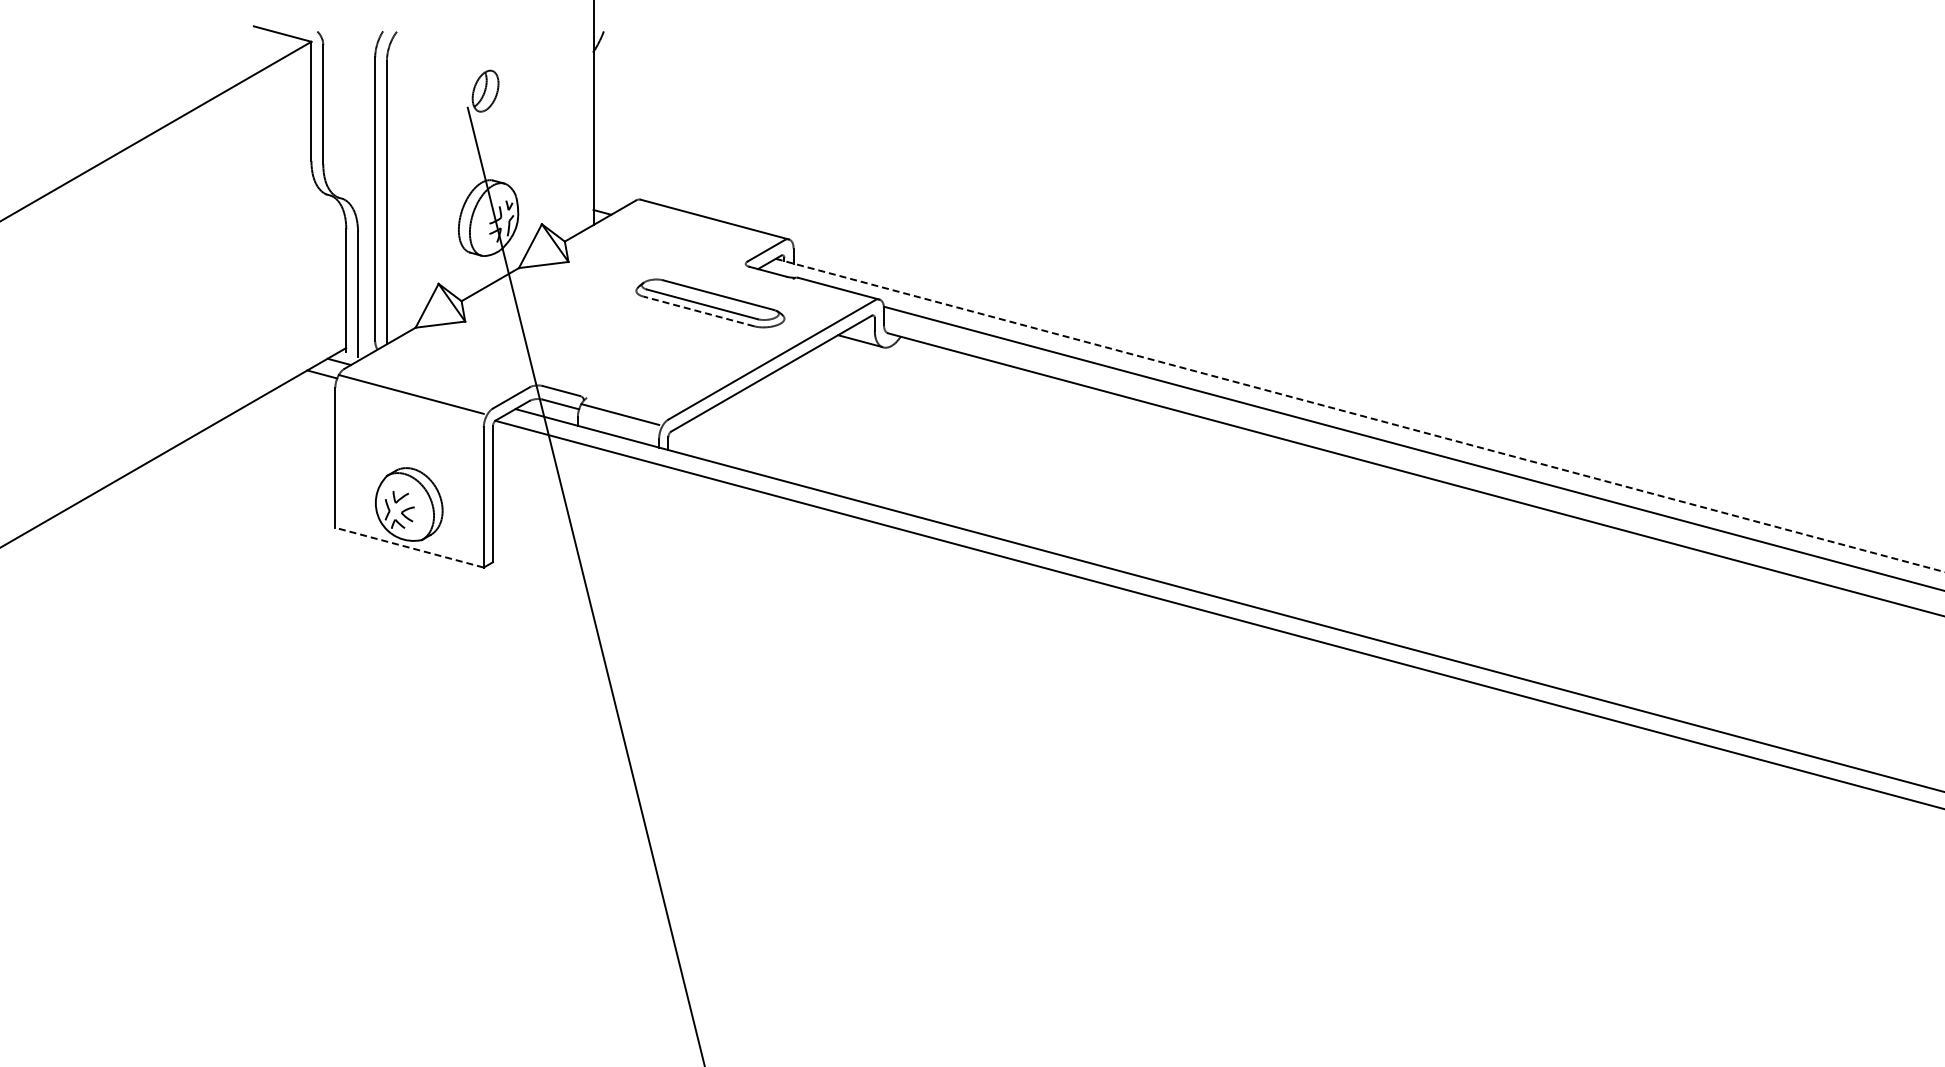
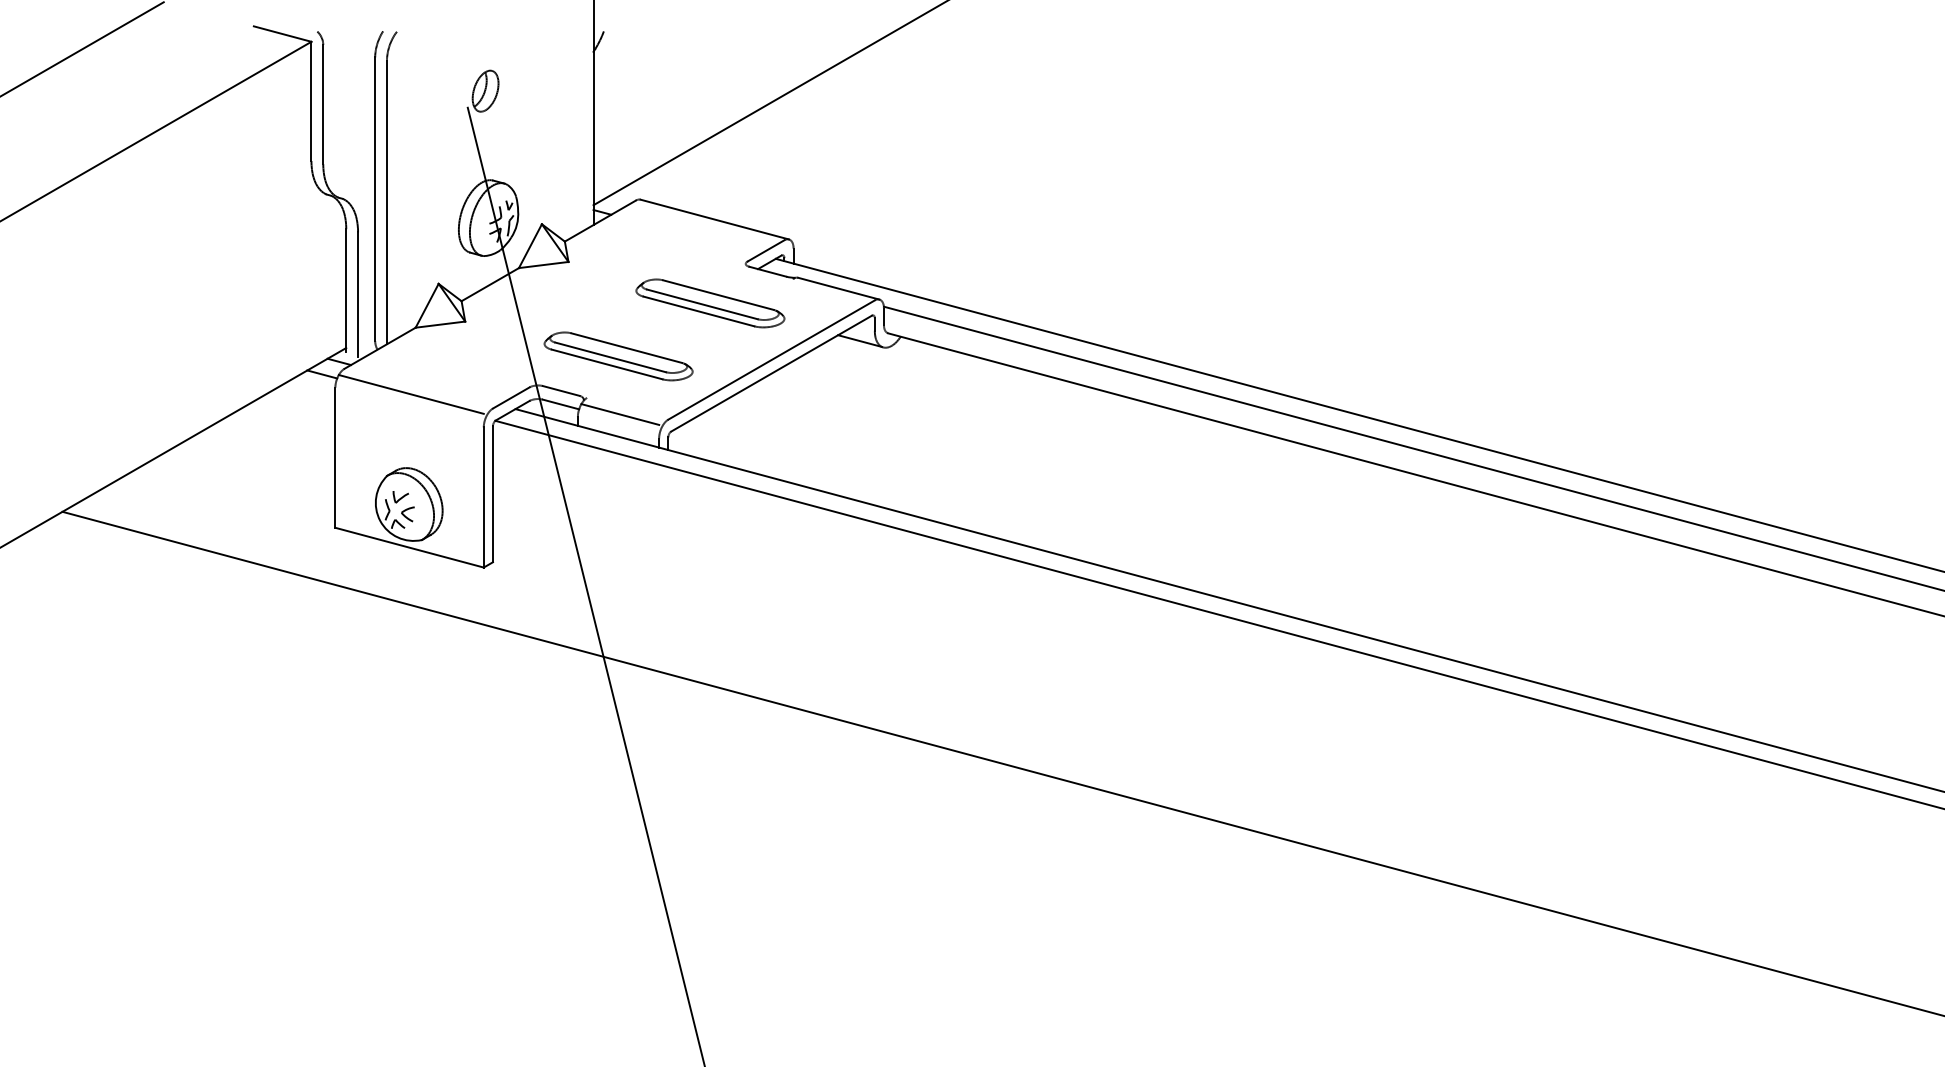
line: none -> present (82, 48)
line: none -> present (769, 103)
line: dashed -> solid (698, 311)
part: none -> present (618, 356)
line: dashed -> solid (1360, 415)
line: dashed -> solid (409, 547)
line: none -> present (1001, 763)
